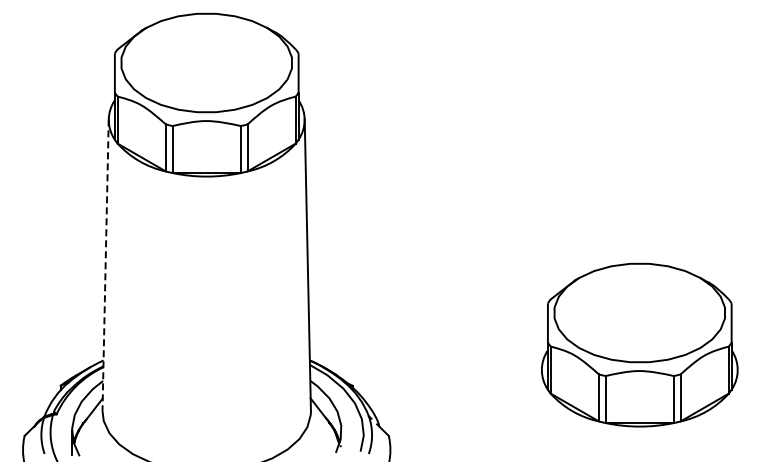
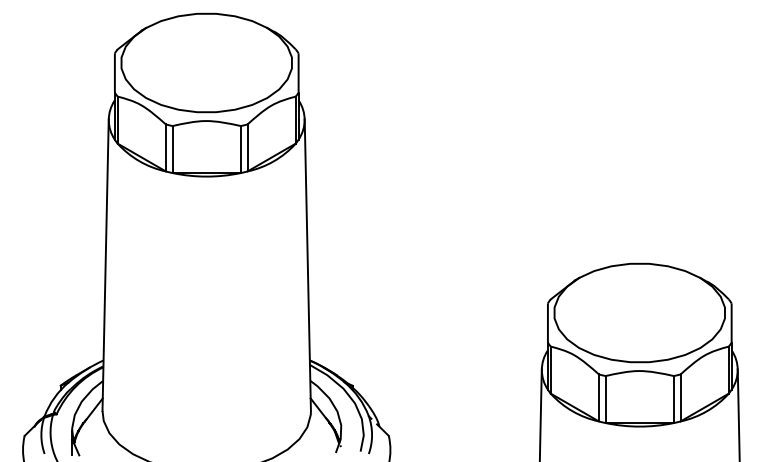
line: dashed -> solid (105, 265)
line: none -> present (540, 413)
line: none -> present (738, 413)
